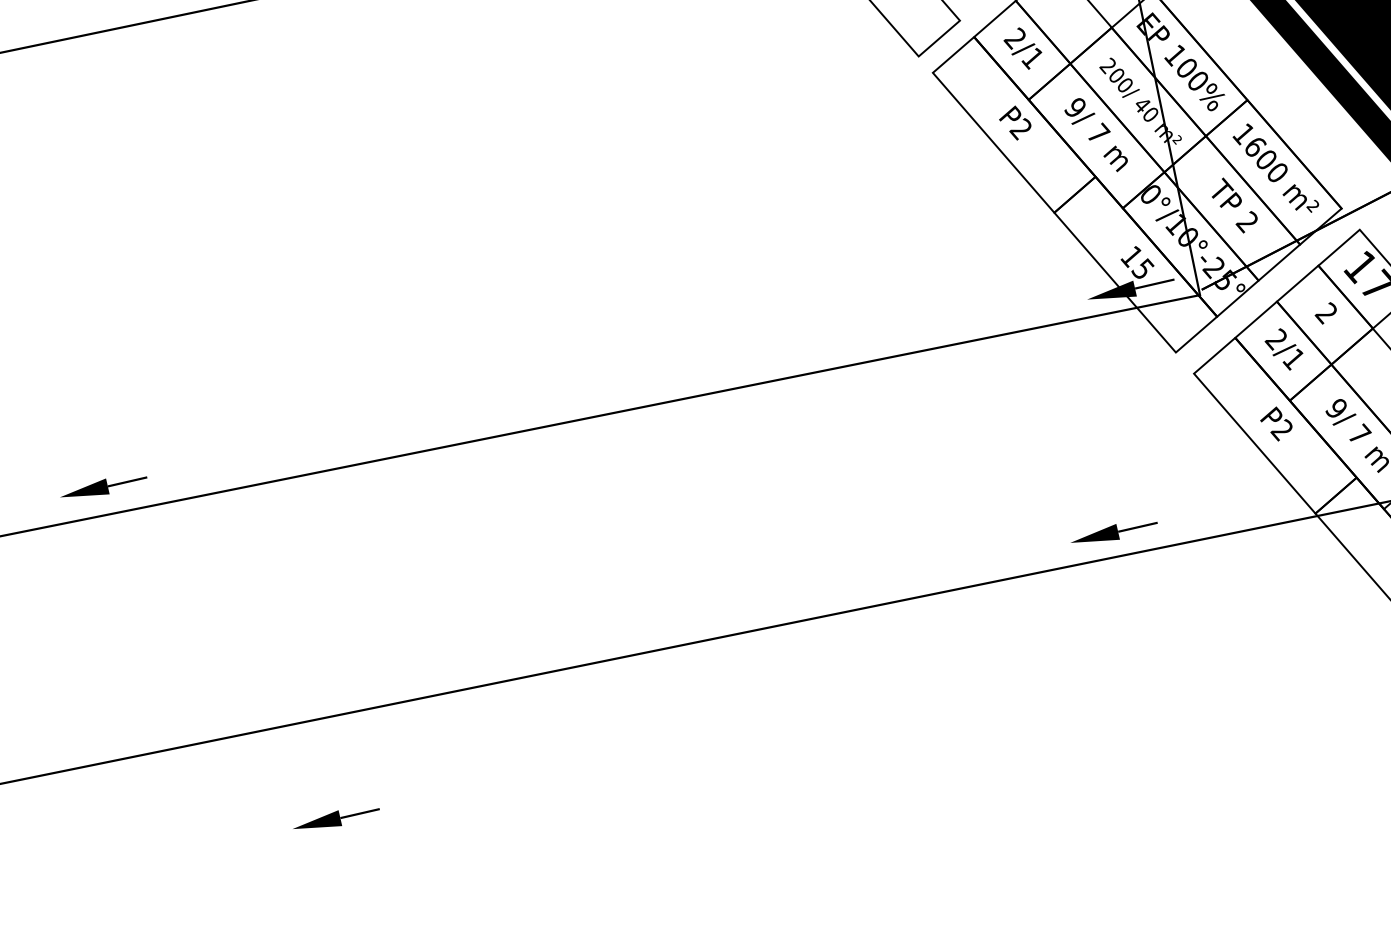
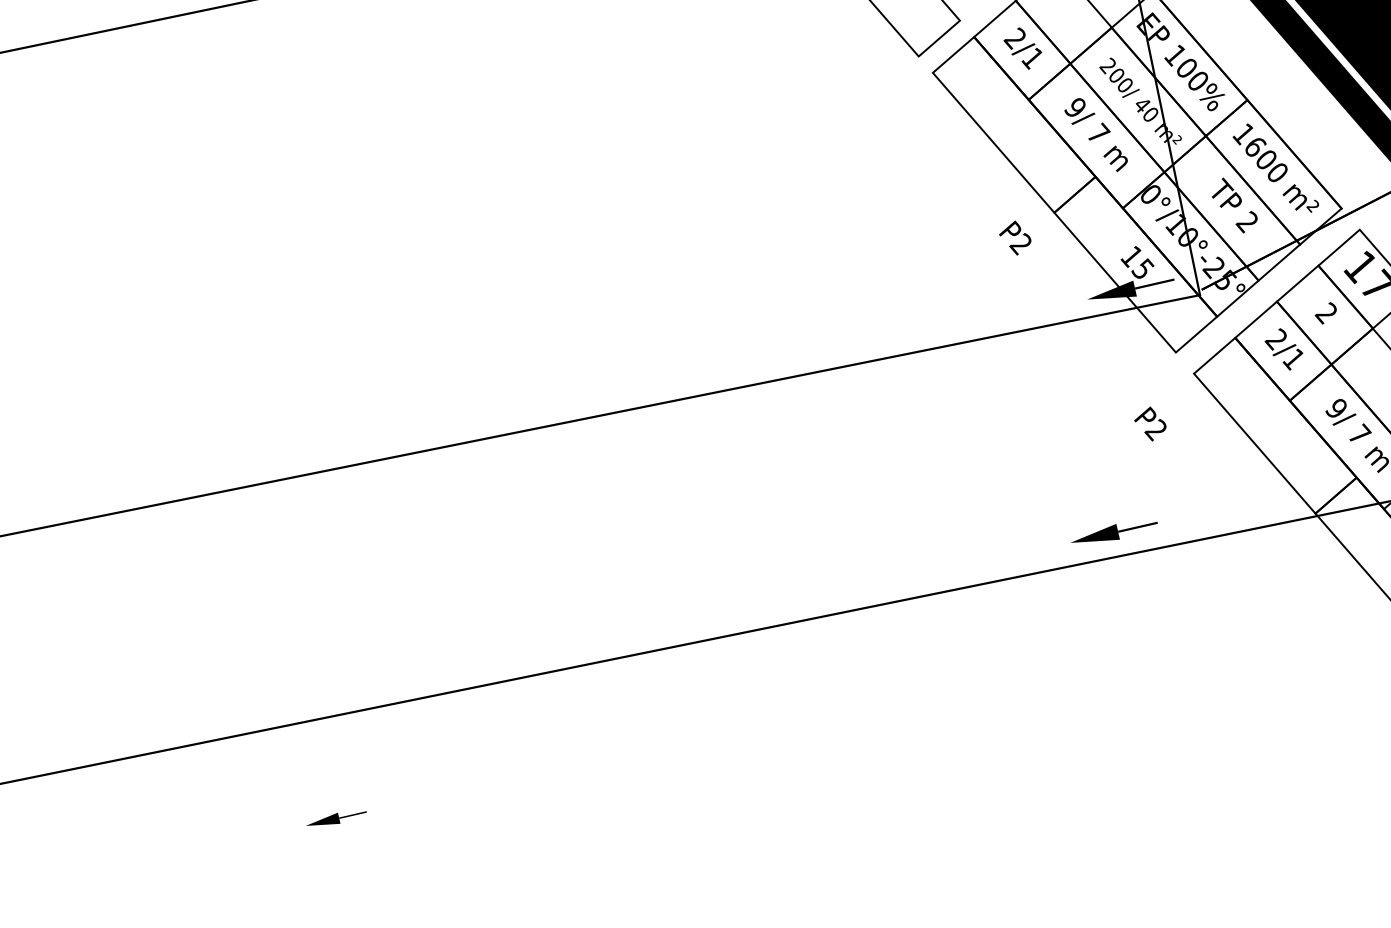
text position: (1015, 122) -> (1015, 237) (1015, 237)
text position: (1276, 423) -> (1150, 423) (1150, 423)
part: present -> none (103, 486)
part size: 87x21 px -> 61x15 px (336, 818)
